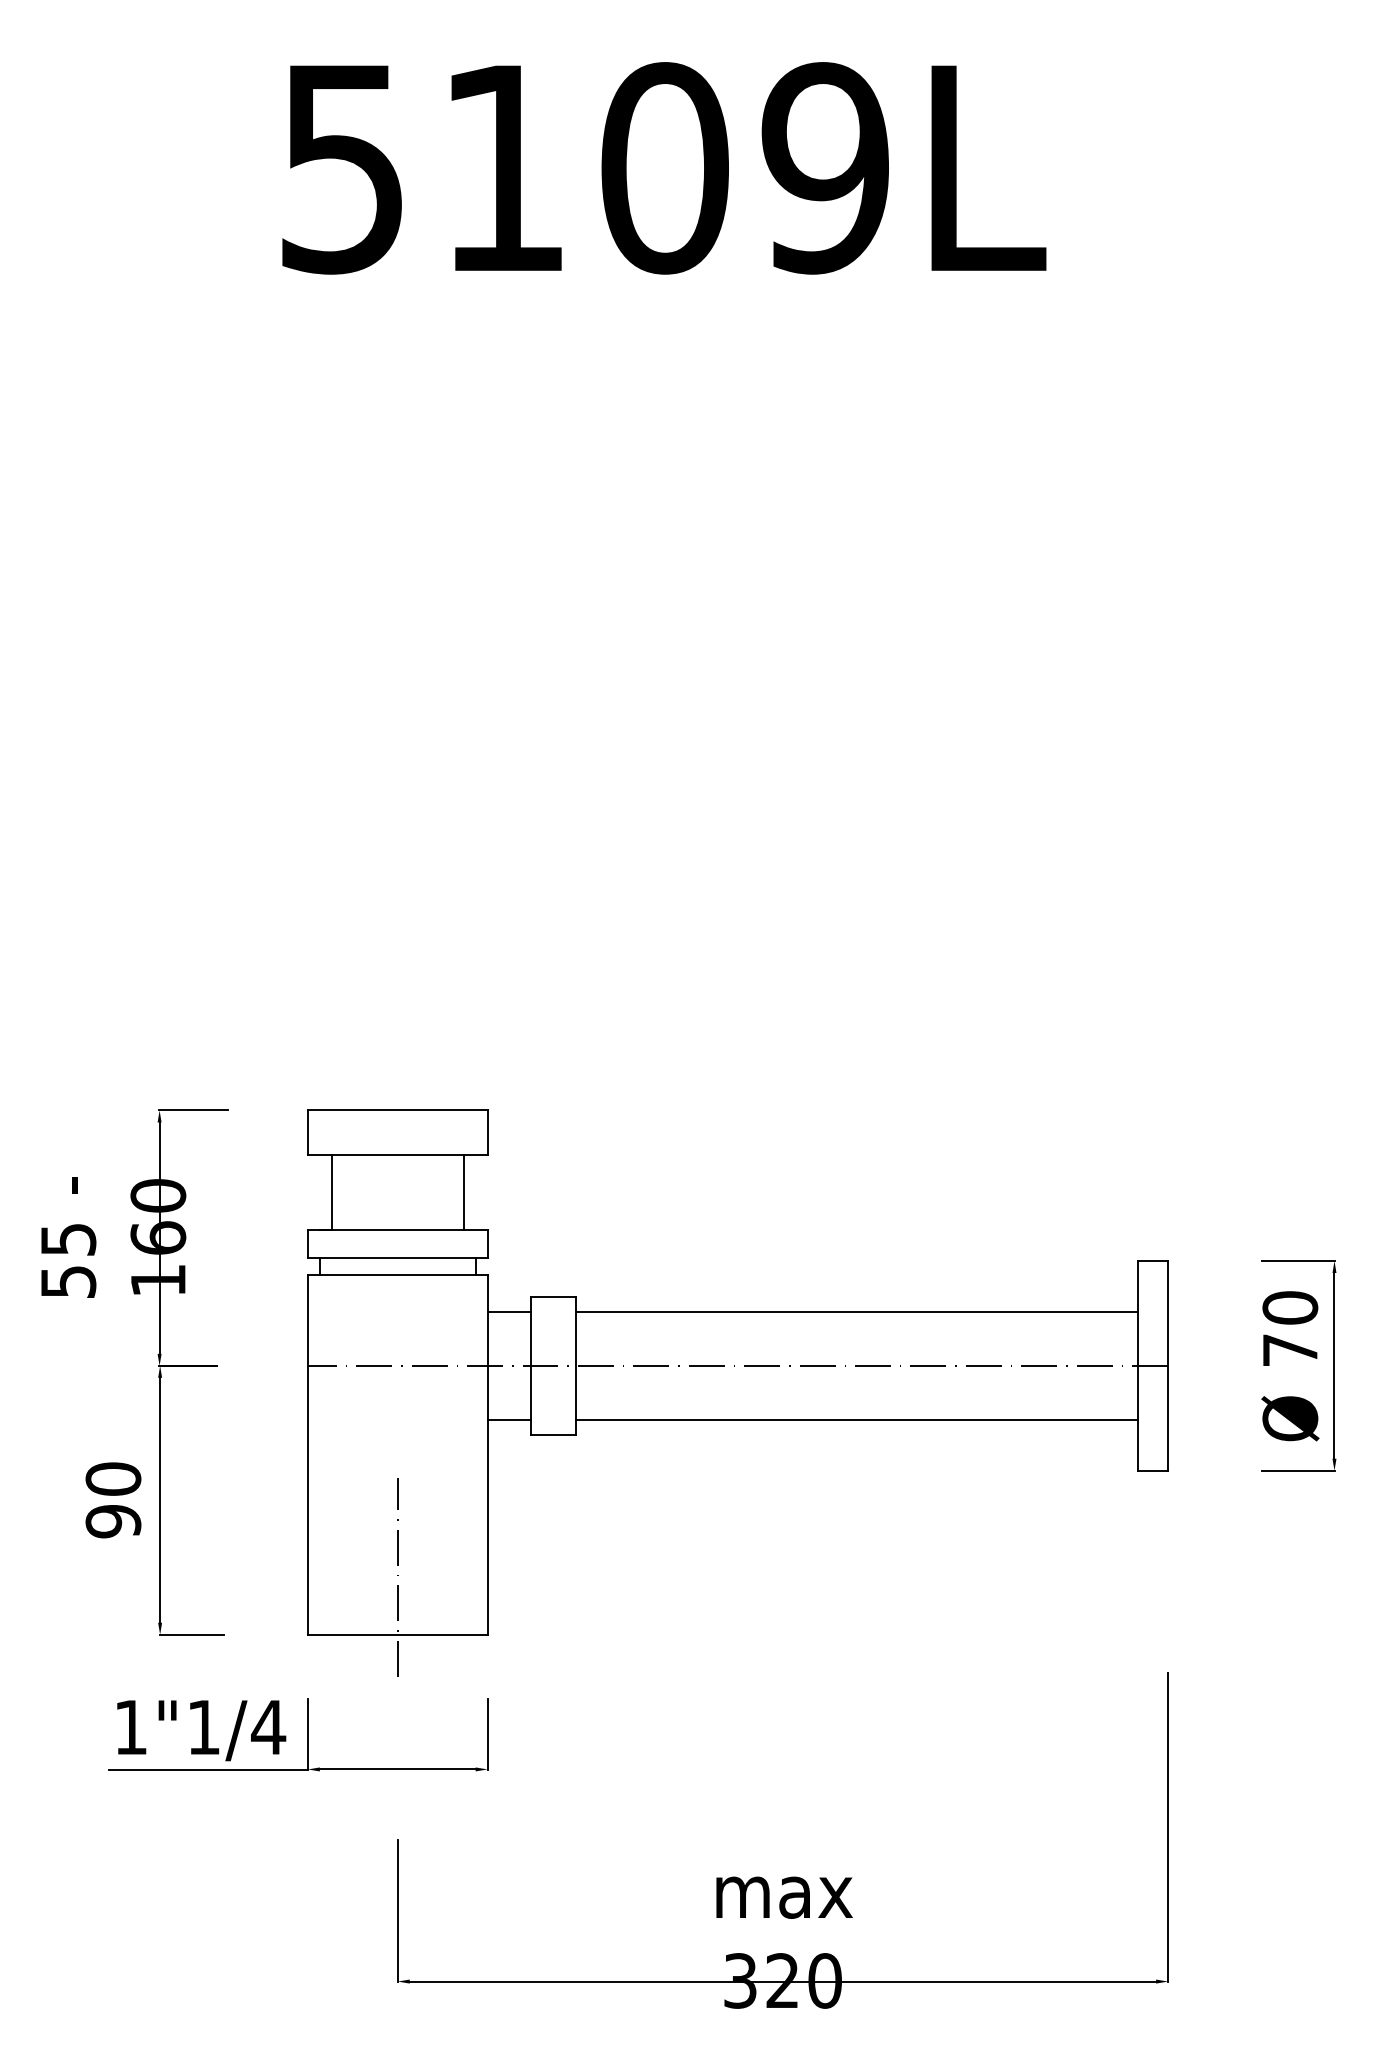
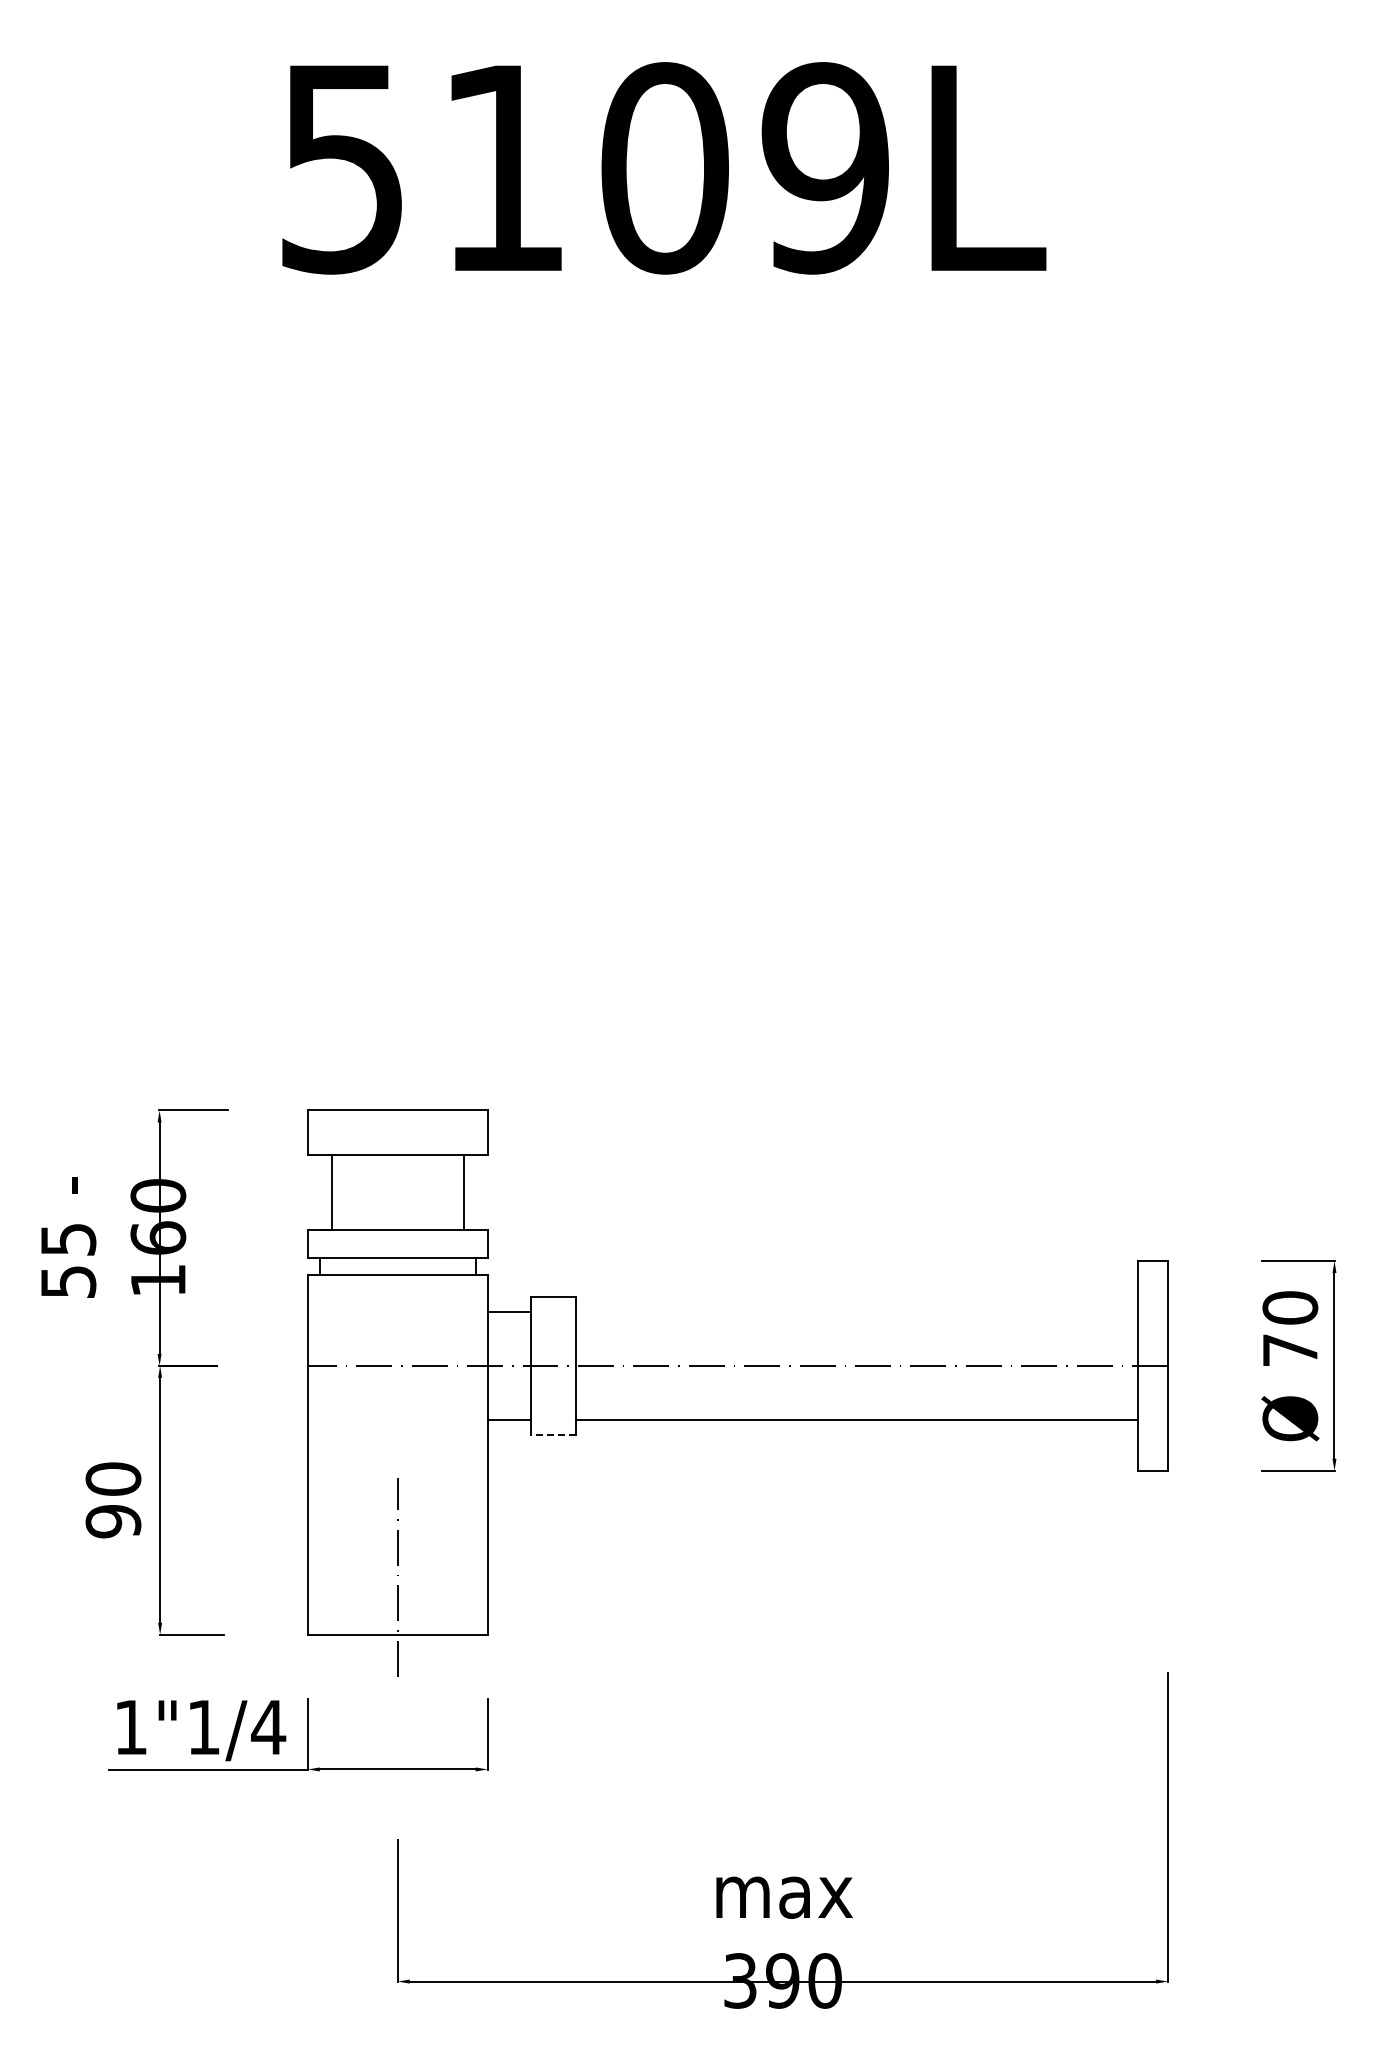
line: present -> none (857, 1311)
line: solid -> dashed (553, 1434)
text: 320 -> 390 (782, 1980)
